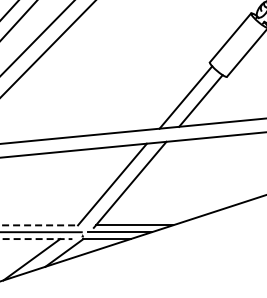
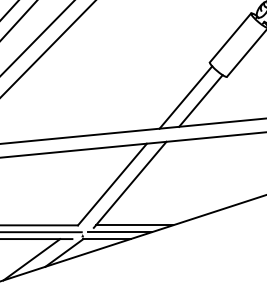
line: dashed -> solid (39, 225)
line: dashed -> solid (36, 239)
